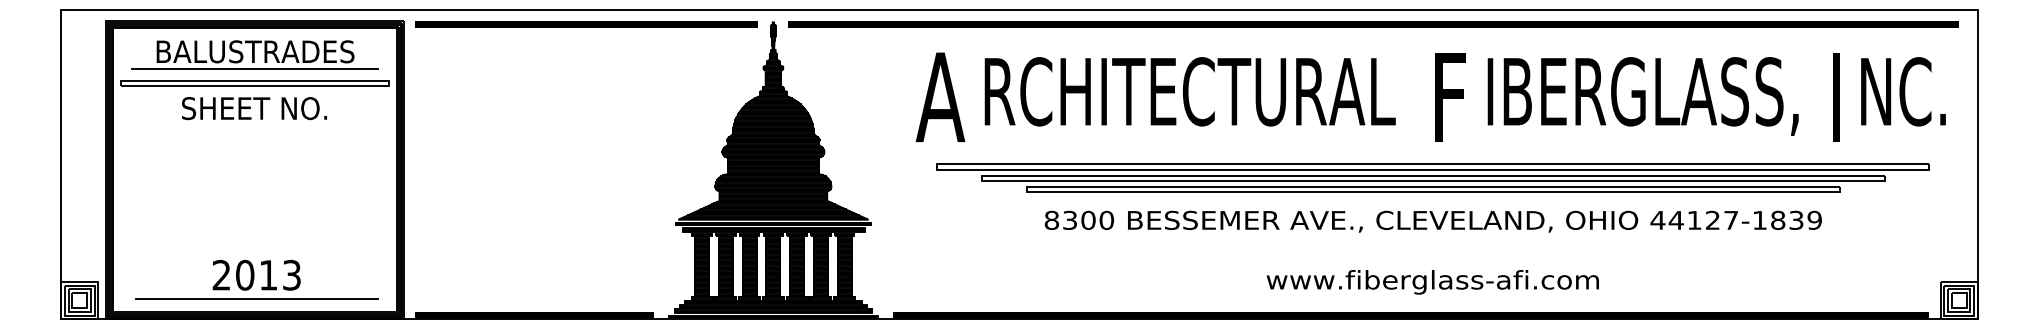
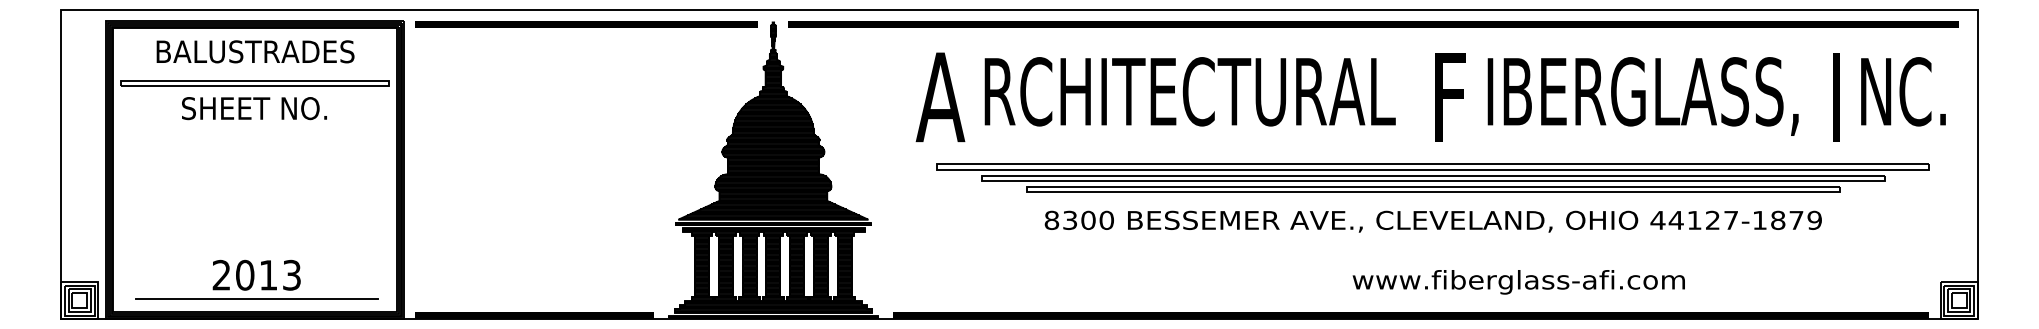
line: present -> none (255, 69)
text: 44127-1839 -> 44127-1879 (1796, 219)
text position: (1432, 282) -> (1518, 282) (1518, 282)
